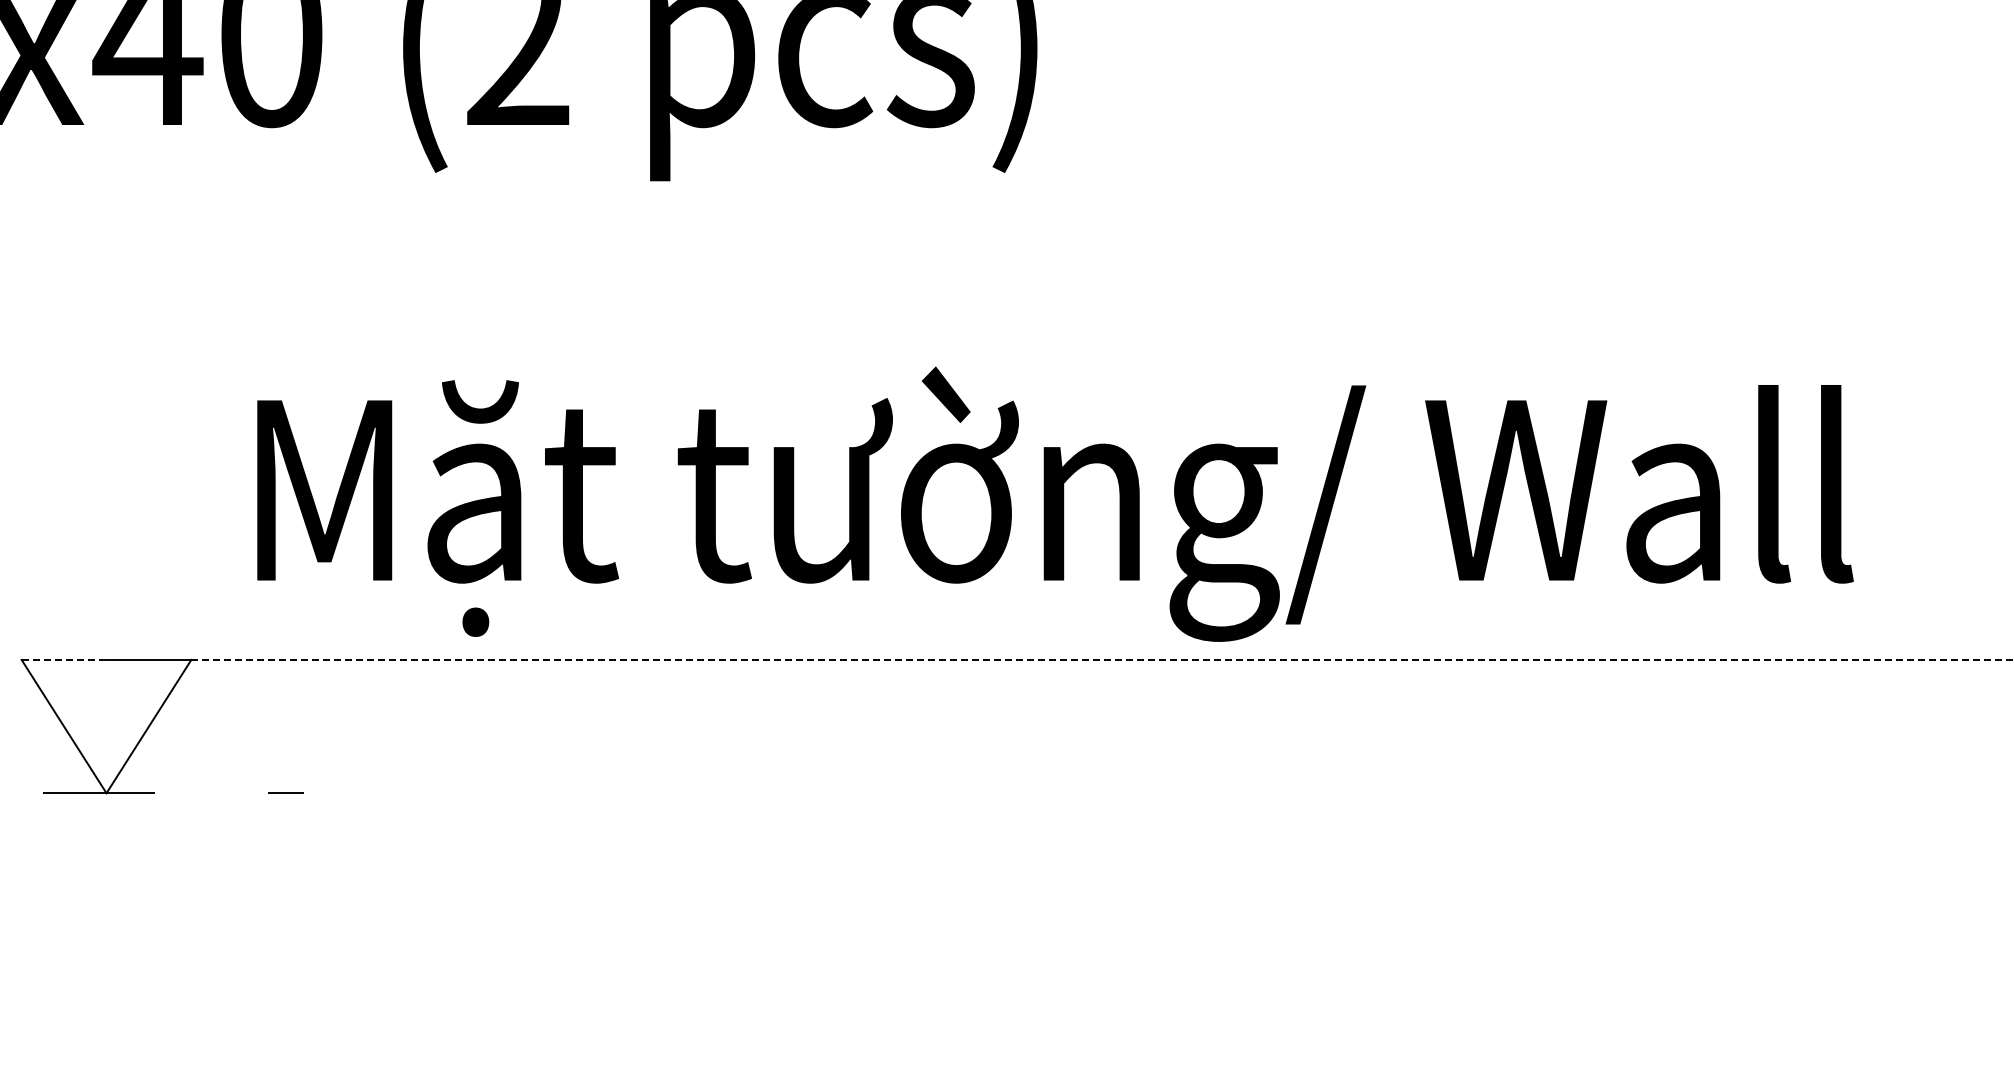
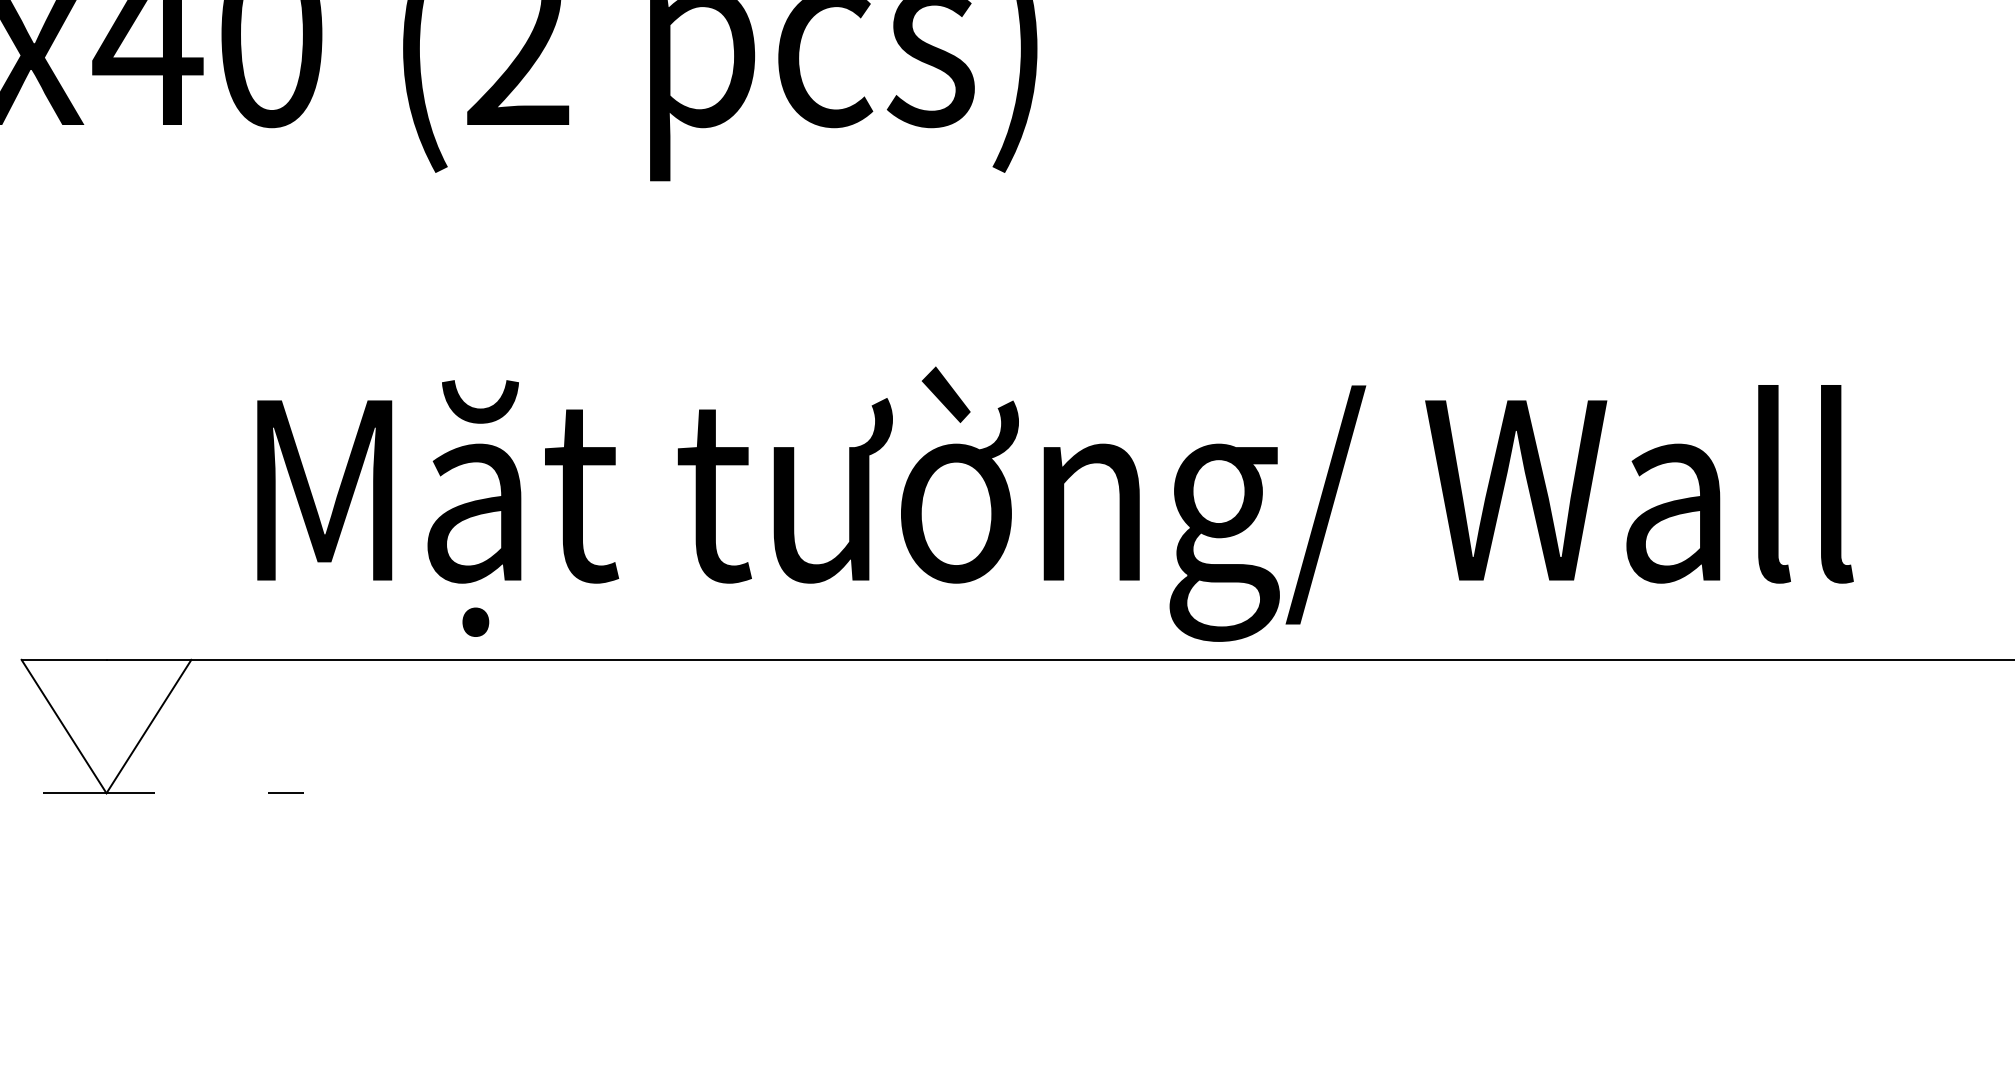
line: dashed -> solid (64, 659)
line: dashed -> solid (1103, 659)
